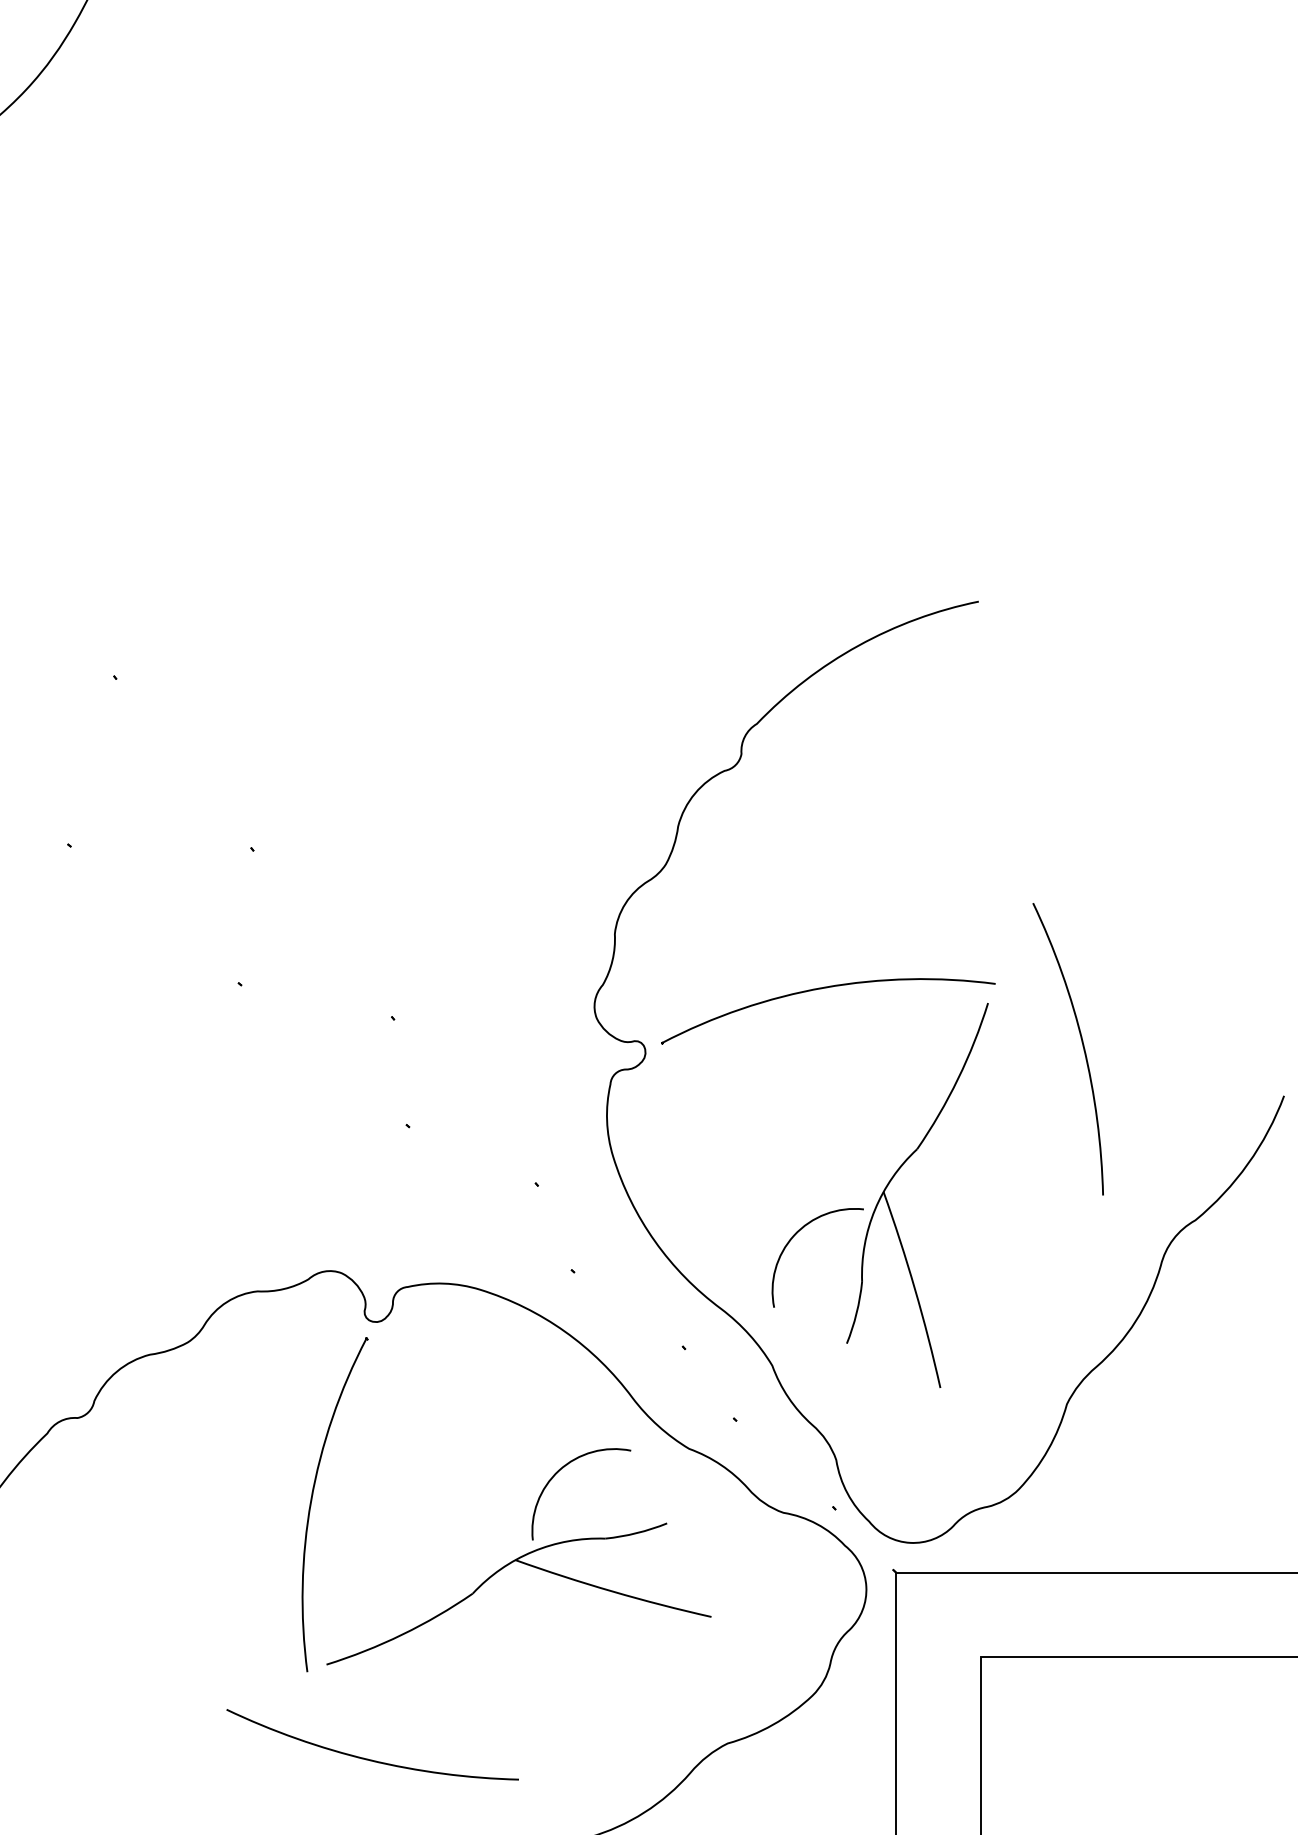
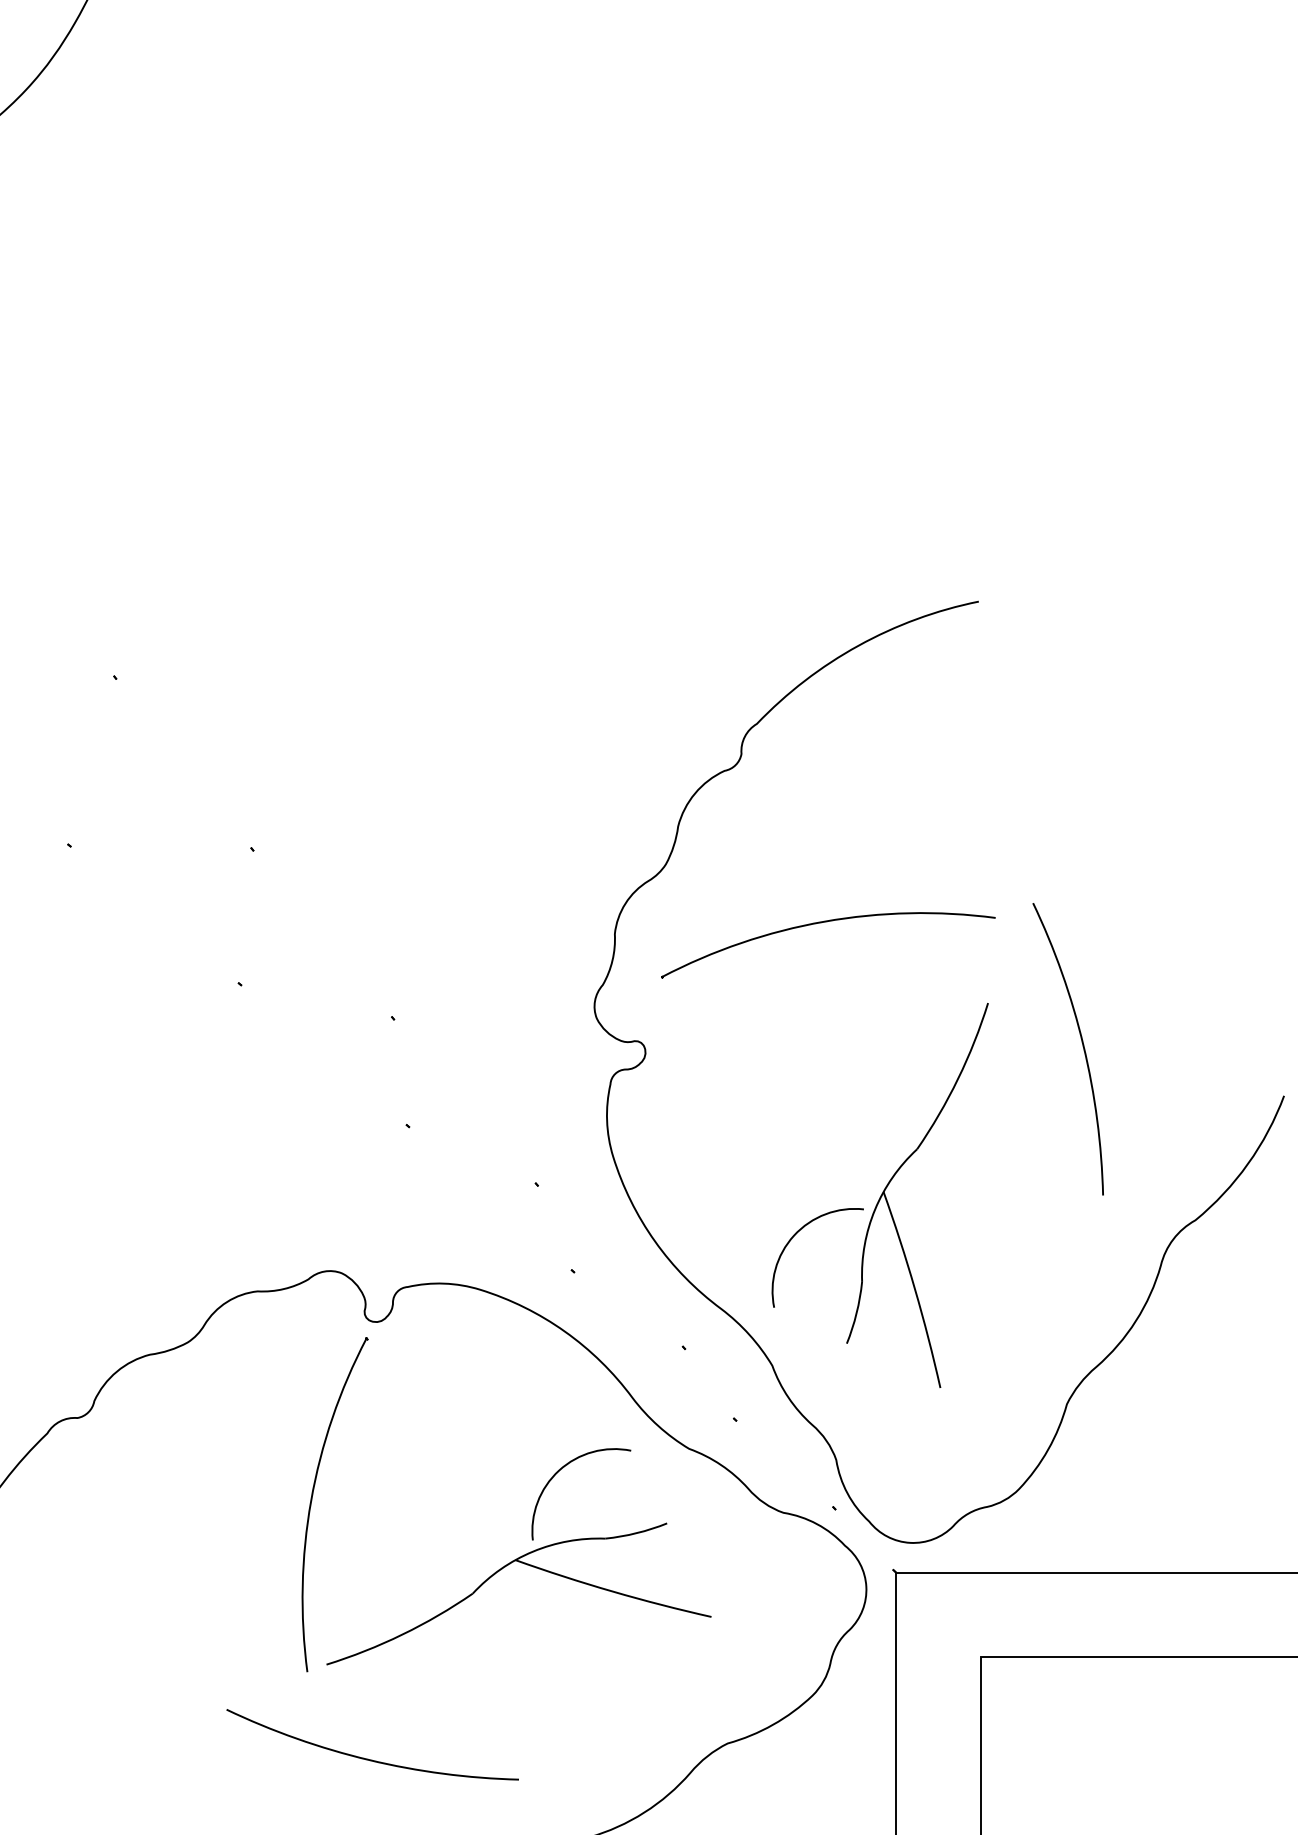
part position: (827, 988) -> (827, 922) (827, 922)
